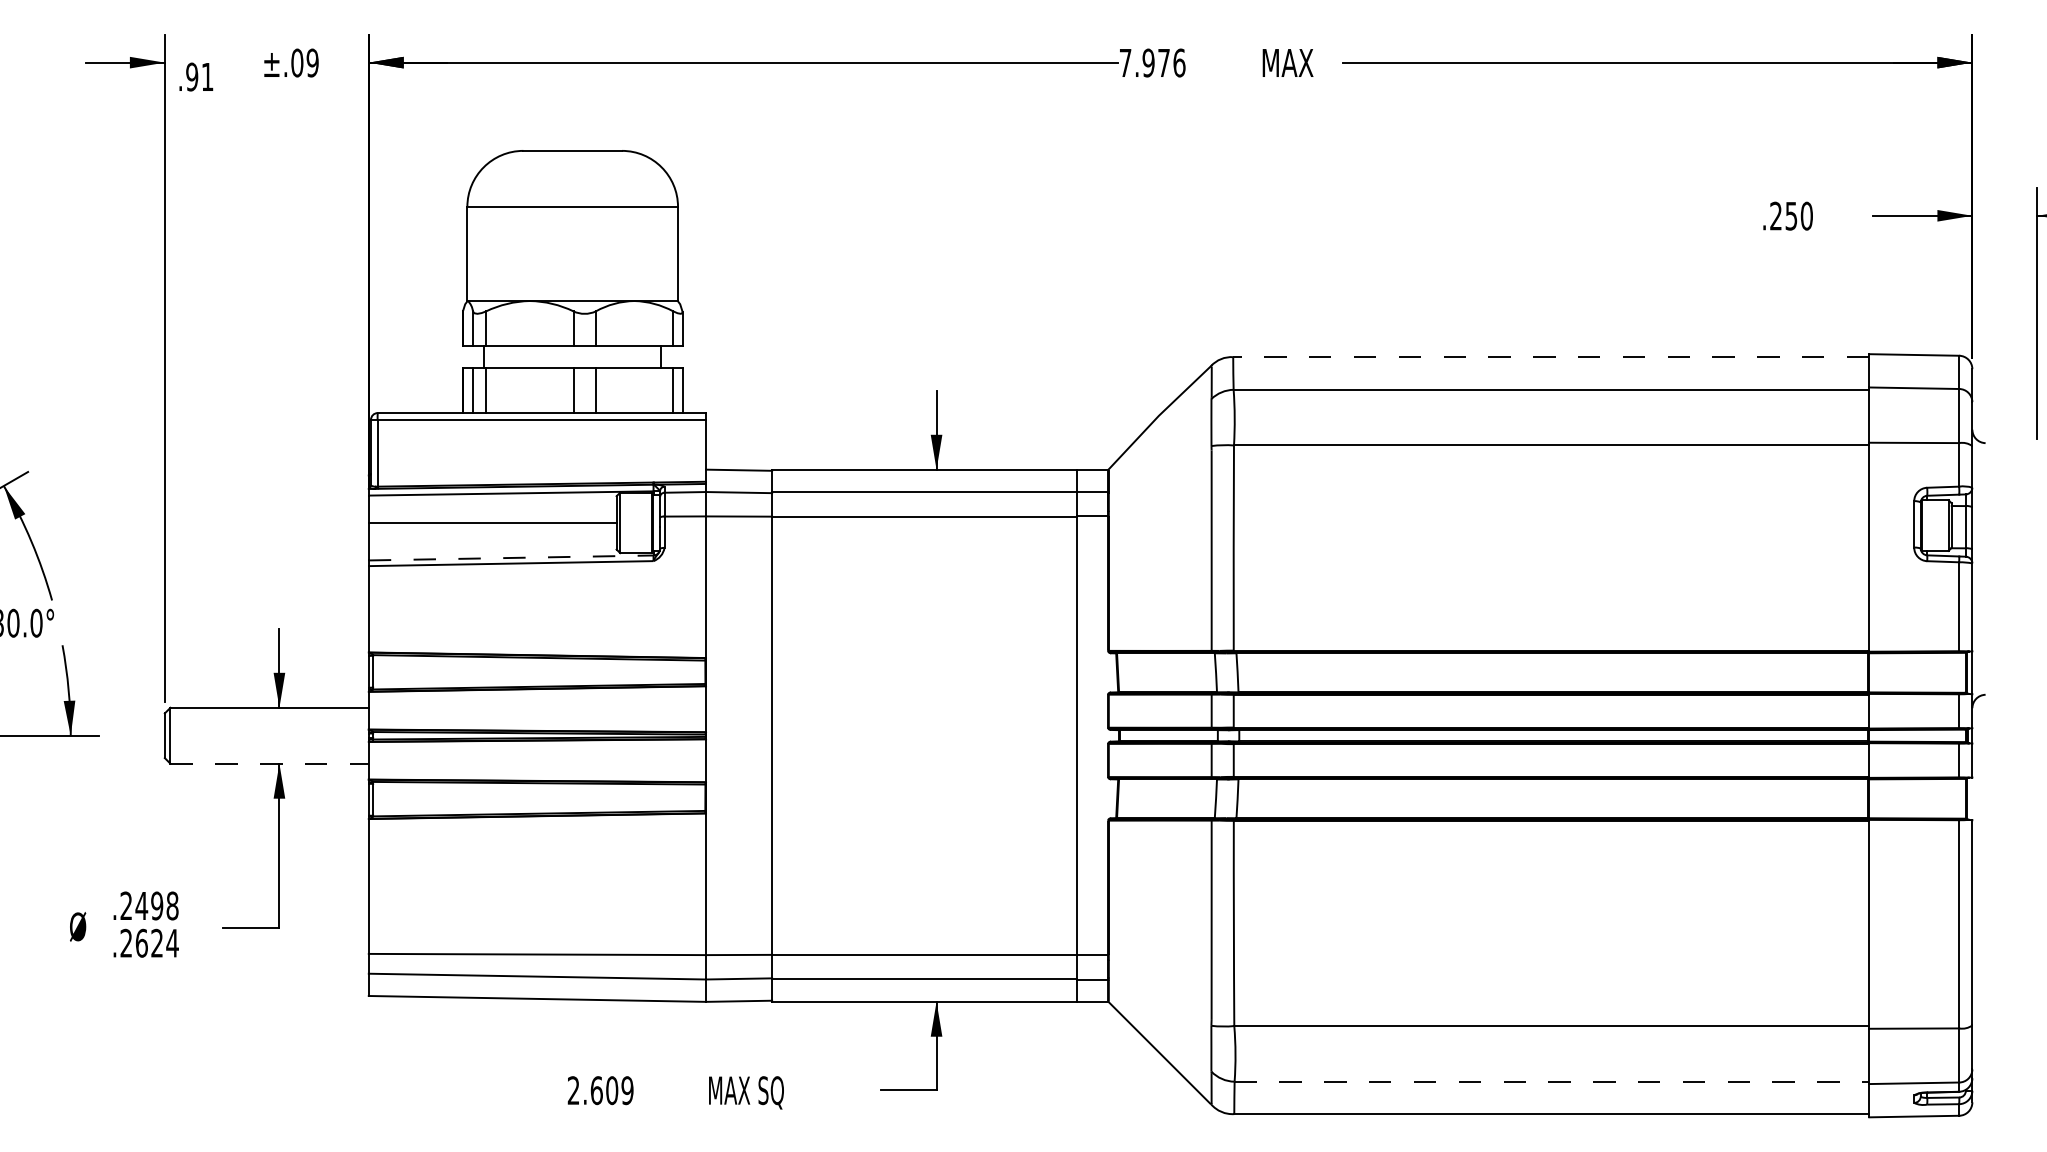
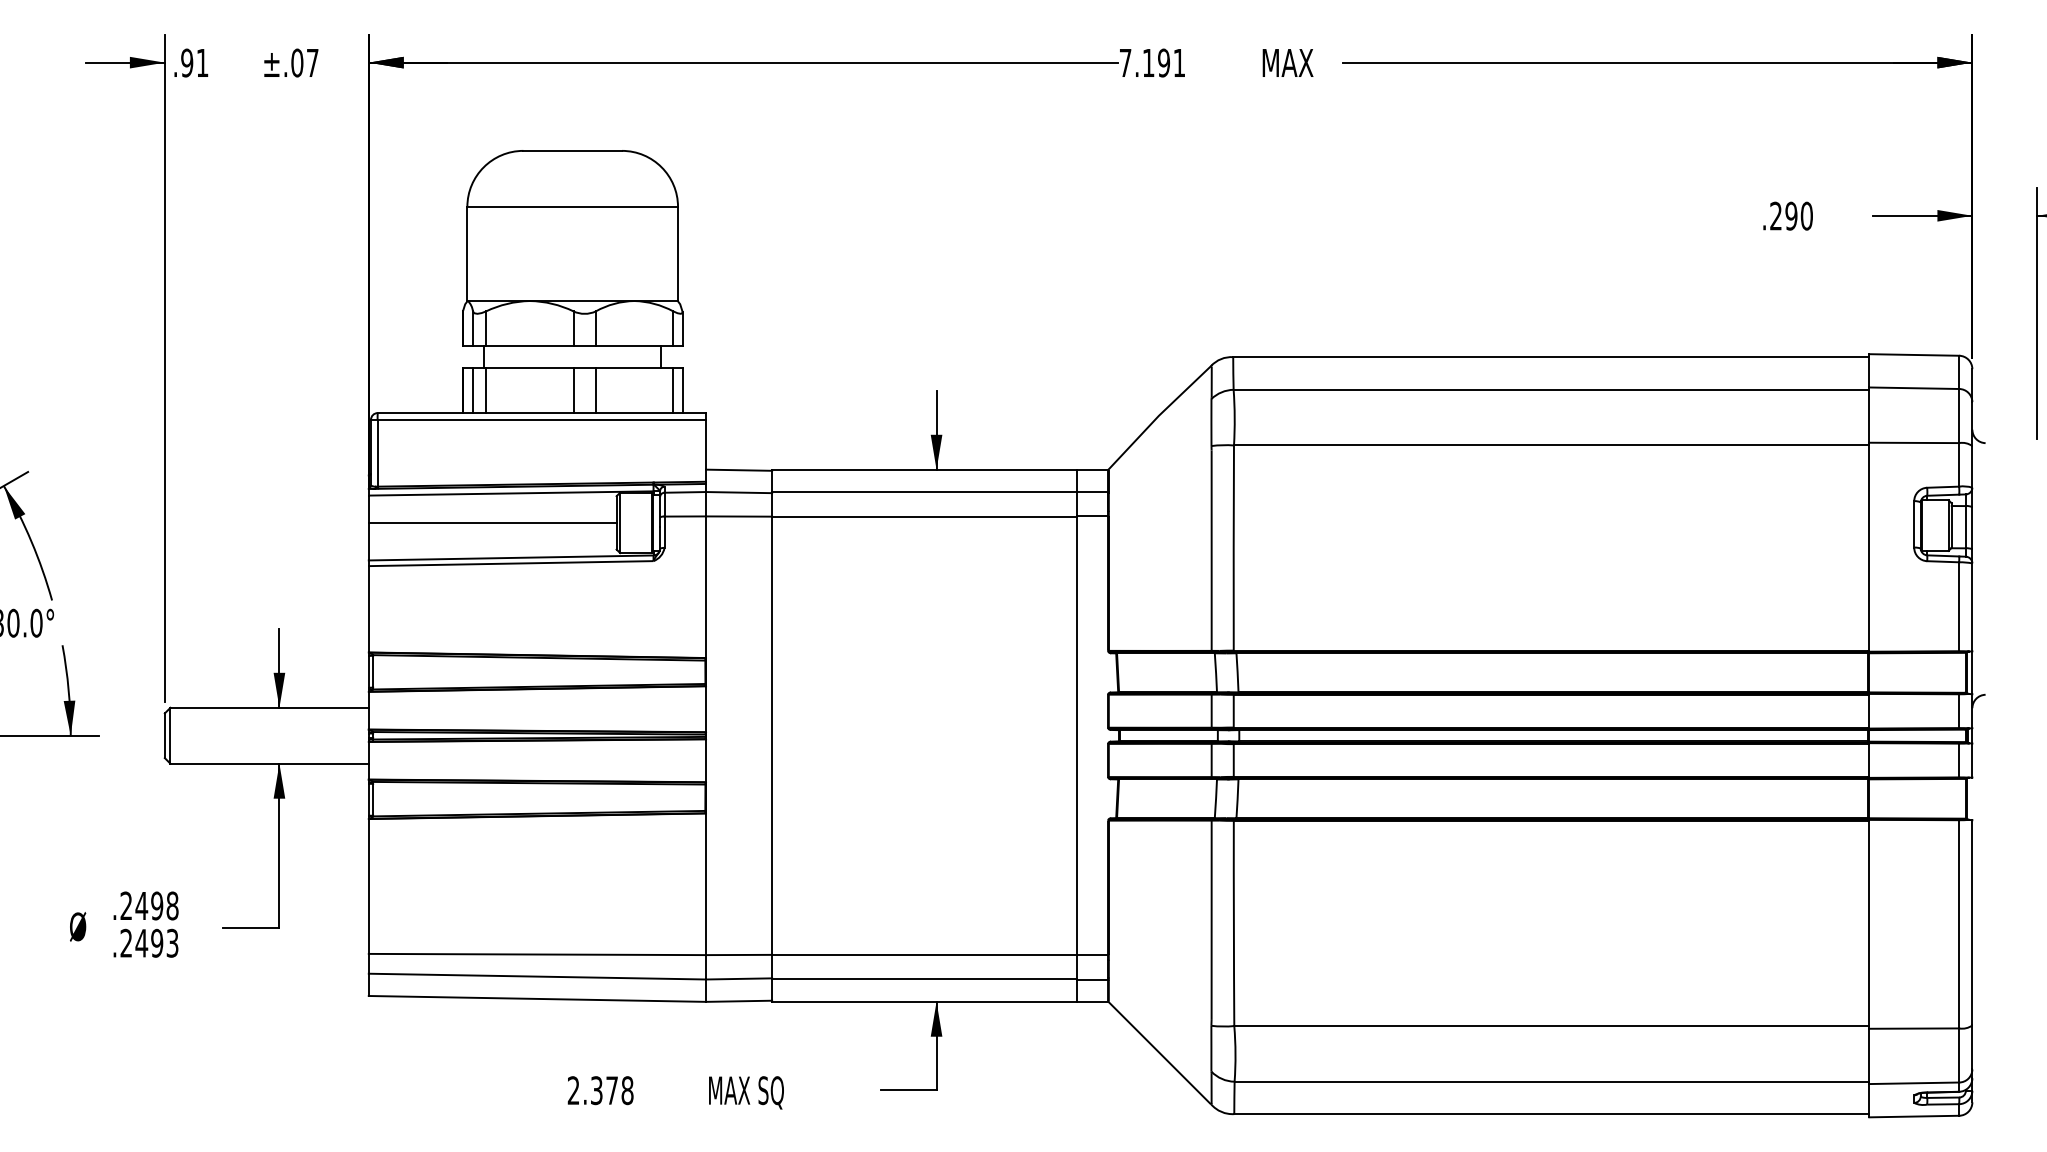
text: ±.09 -> ±.07 (312, 62)
text: 7.976 -> 7.191 (1163, 62)
text position: (196, 76) -> (191, 62) (191, 62)
text: .250 -> .290 (1791, 215)
line: dashed -> solid (1550, 357)
line: dashed -> solid (511, 557)
line: dashed -> solid (270, 763)
text: .2624 -> .2493 (156, 942)
line: dashed -> solid (1552, 1081)
text: 2.609 -> 2.378 (611, 1090)
